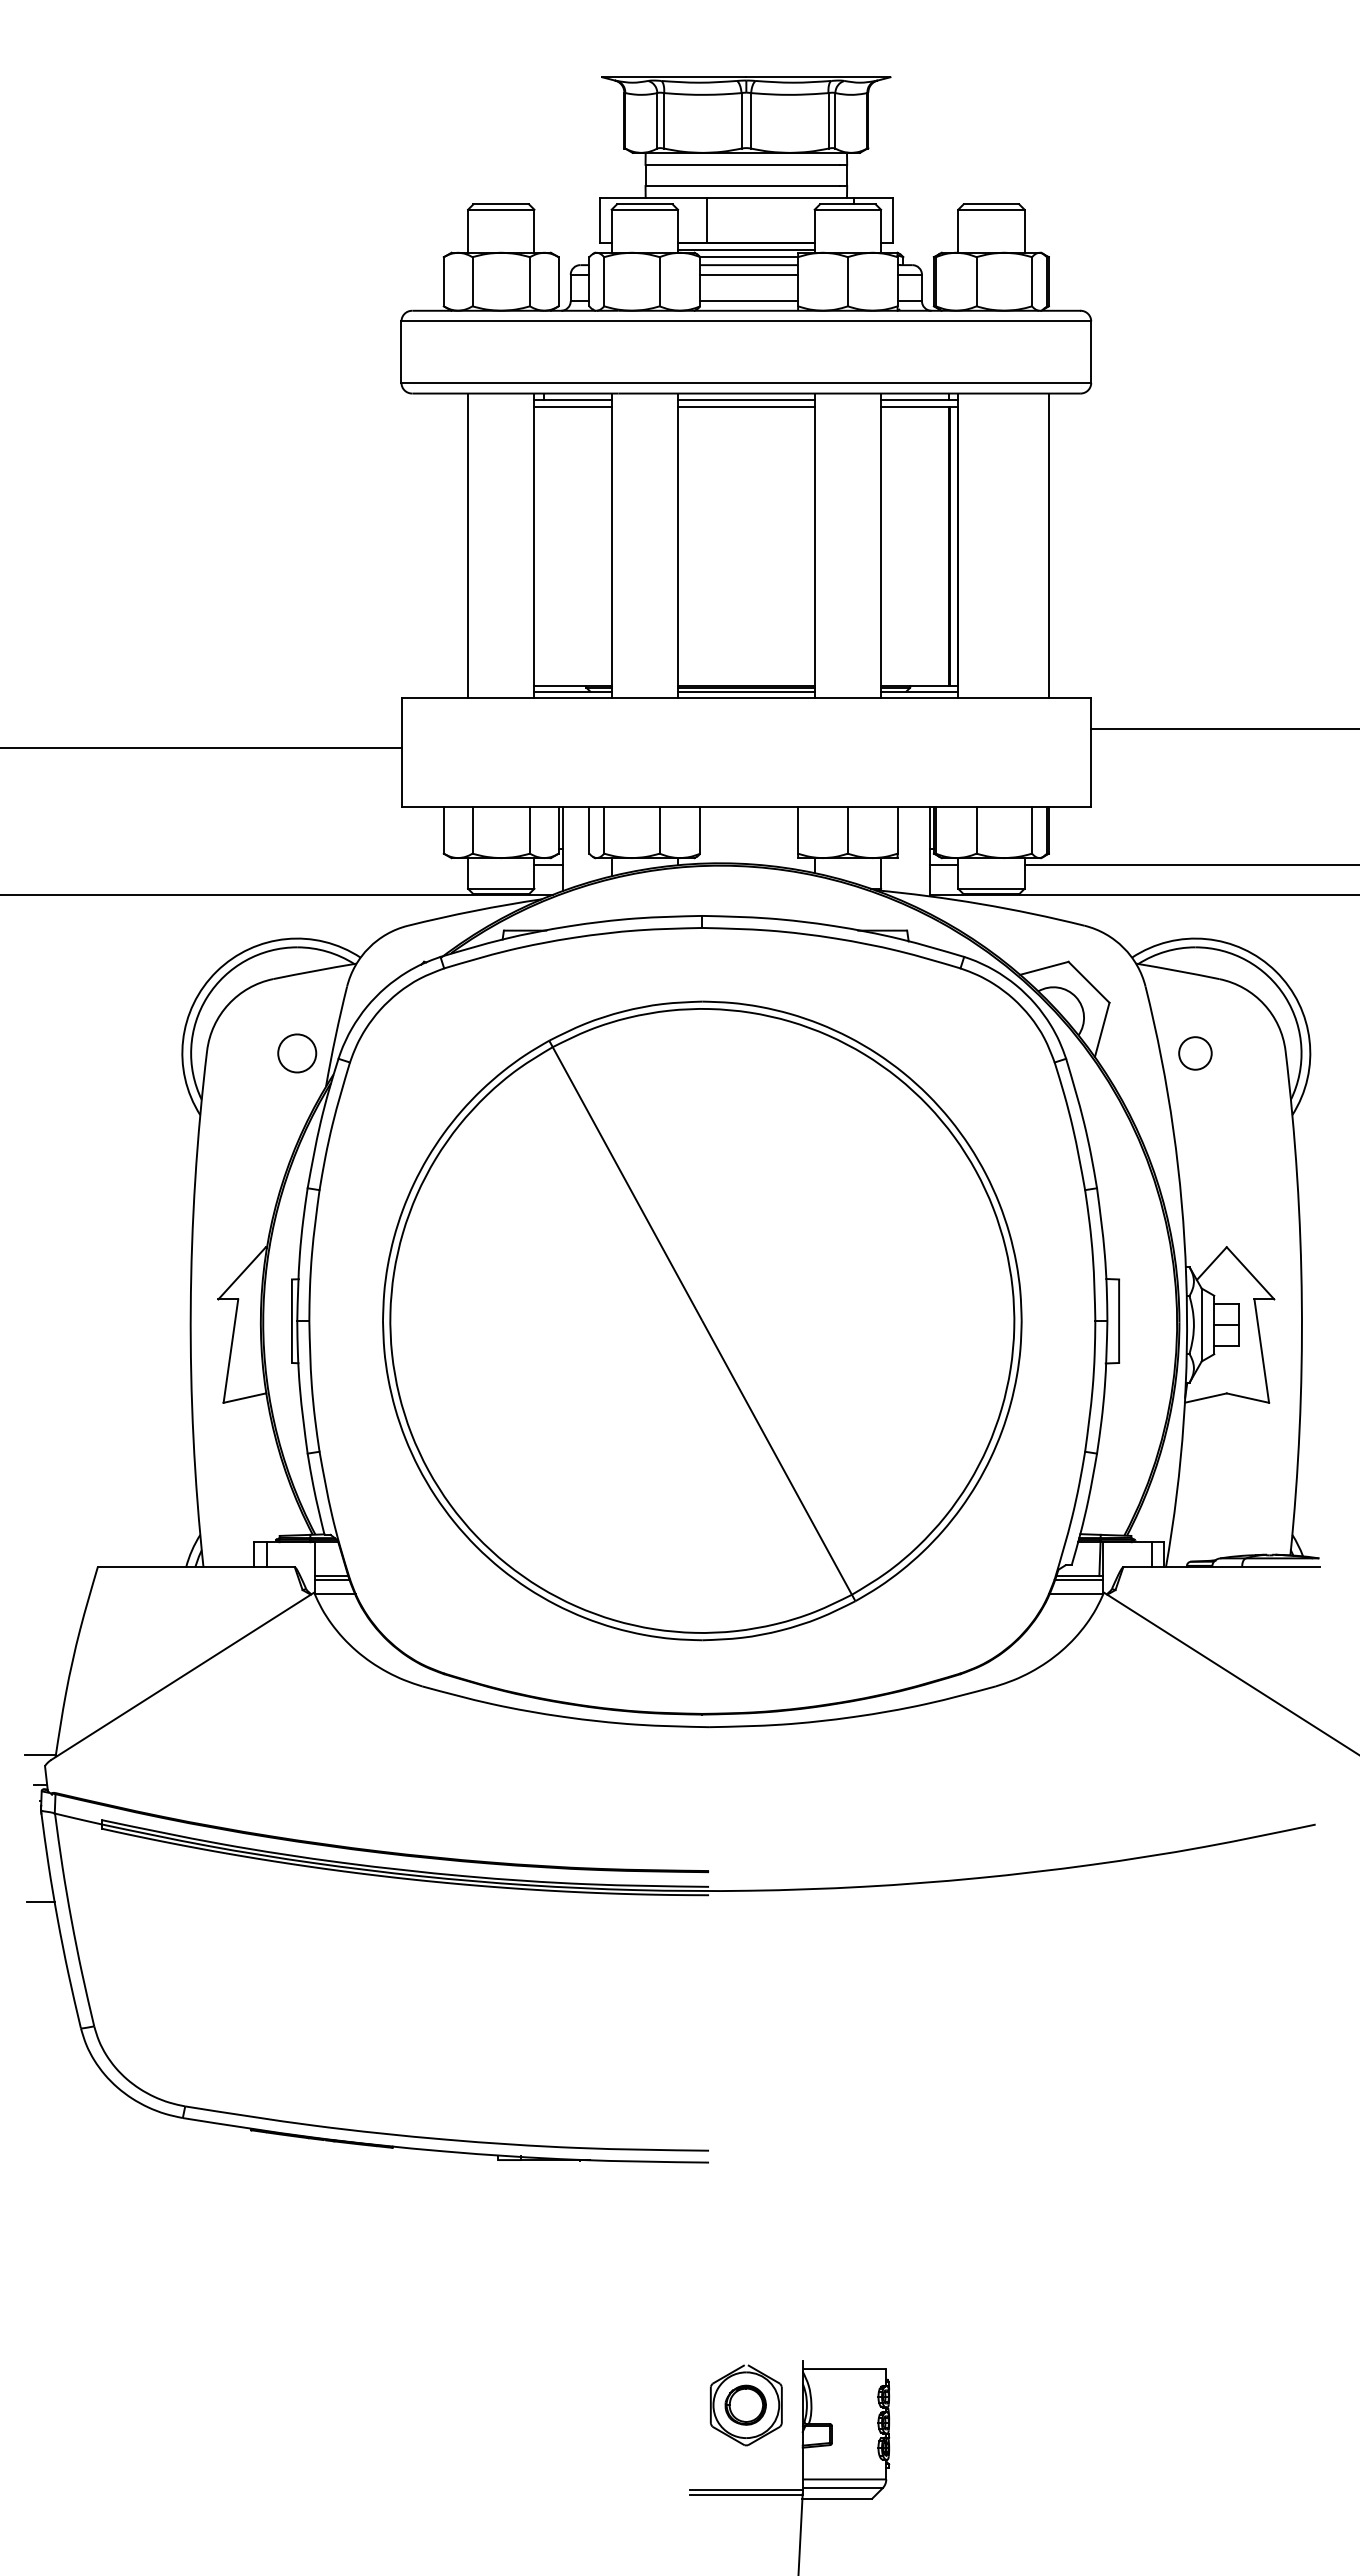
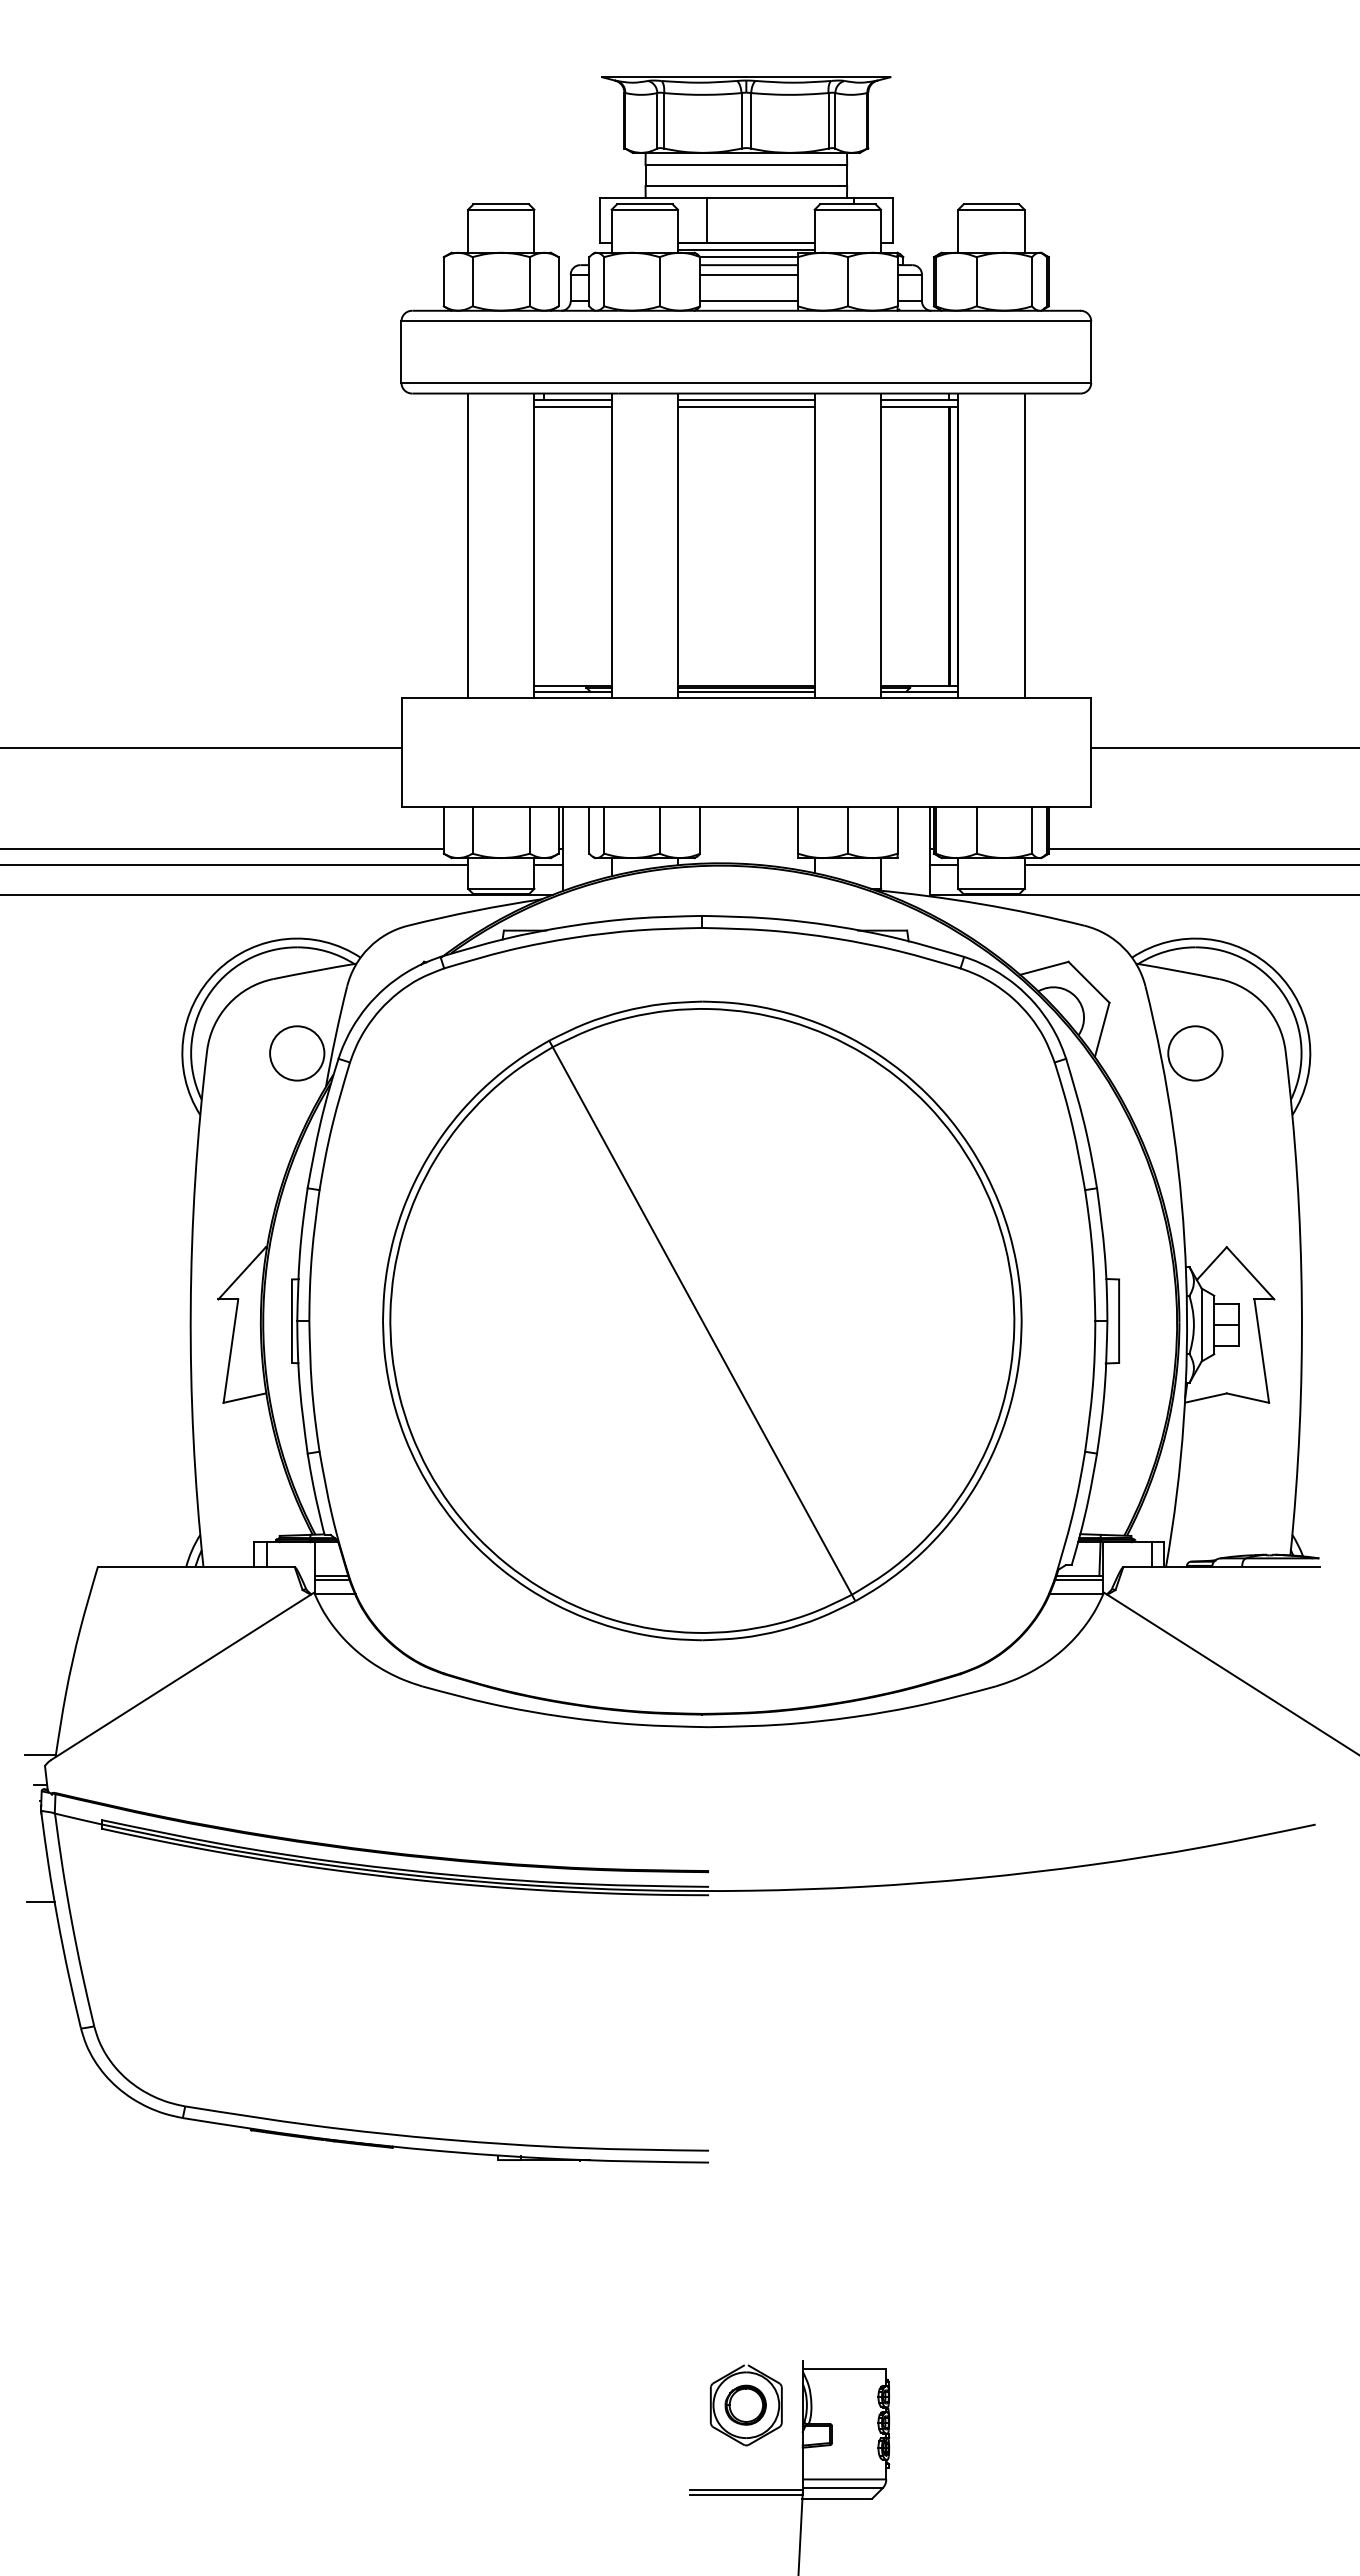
line position: (1048, 545) -> (1024, 545) (1024, 545)
line position: (1223, 729) -> (1223, 748) (1223, 748)
line: none -> present (222, 848)
line: none -> present (1202, 848)
line: none -> present (235, 865)
circle diameter: 38 px -> 54 px (297, 1053)
circle diameter: 33 px -> 54 px (1195, 1053)
